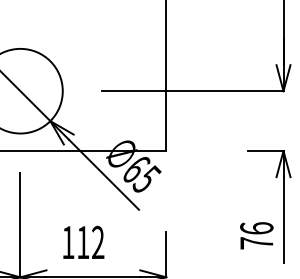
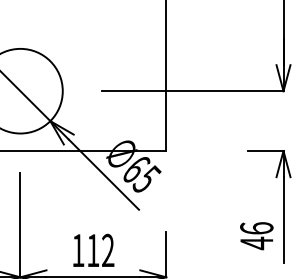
text position: (83, 241) -> (93, 249) (93, 249)
text: 76 -> 46 (256, 243)
